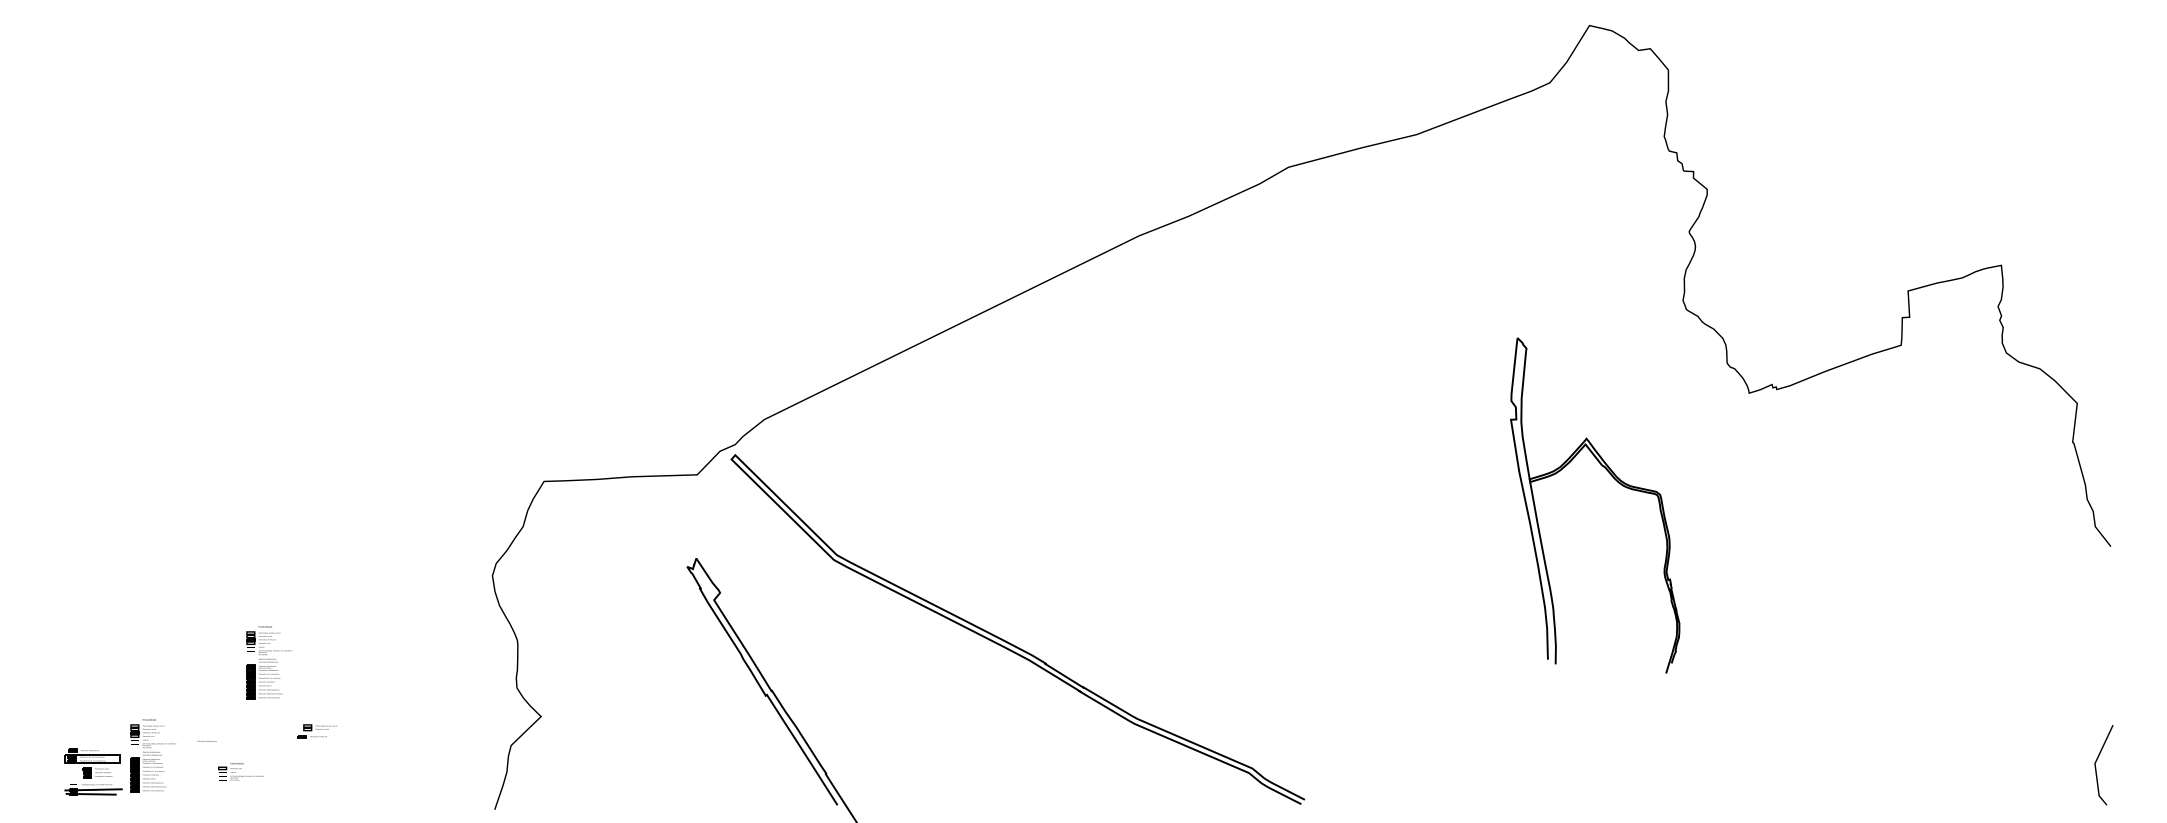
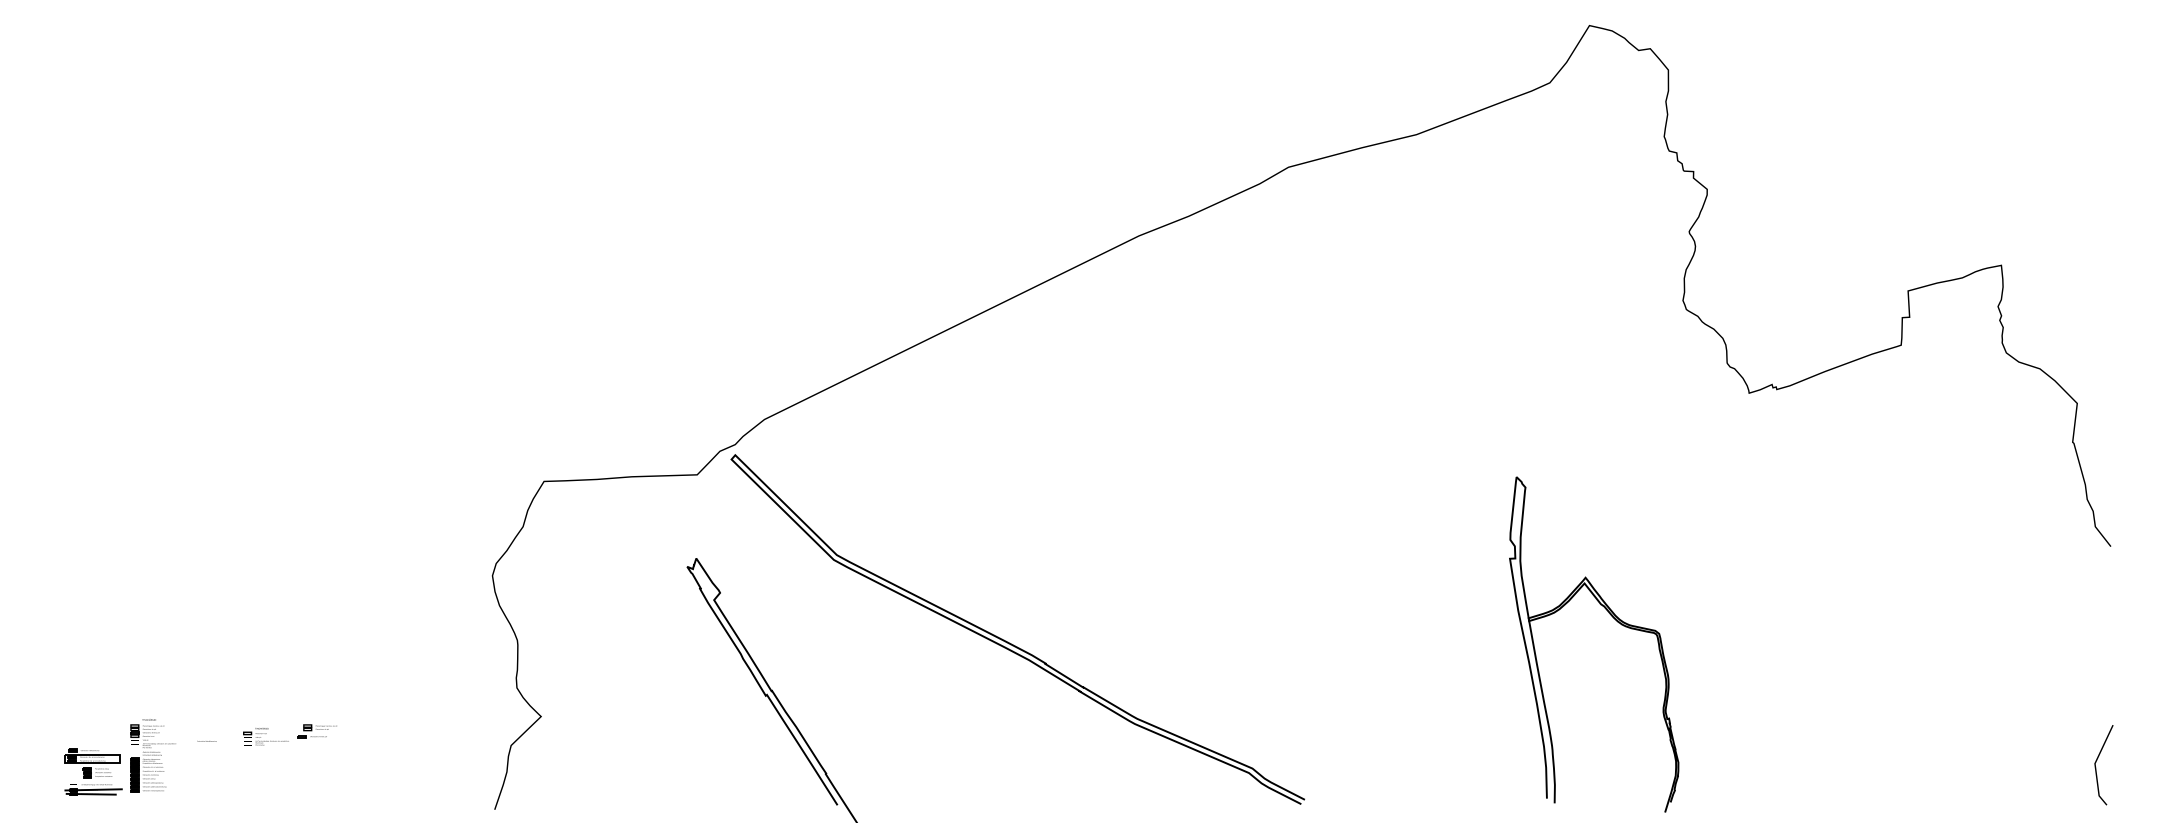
part position: (1617, 482) -> (1616, 621) (1616, 621)
part: present -> none (268, 662)
text position: (240, 771) -> (265, 736) (265, 736)
